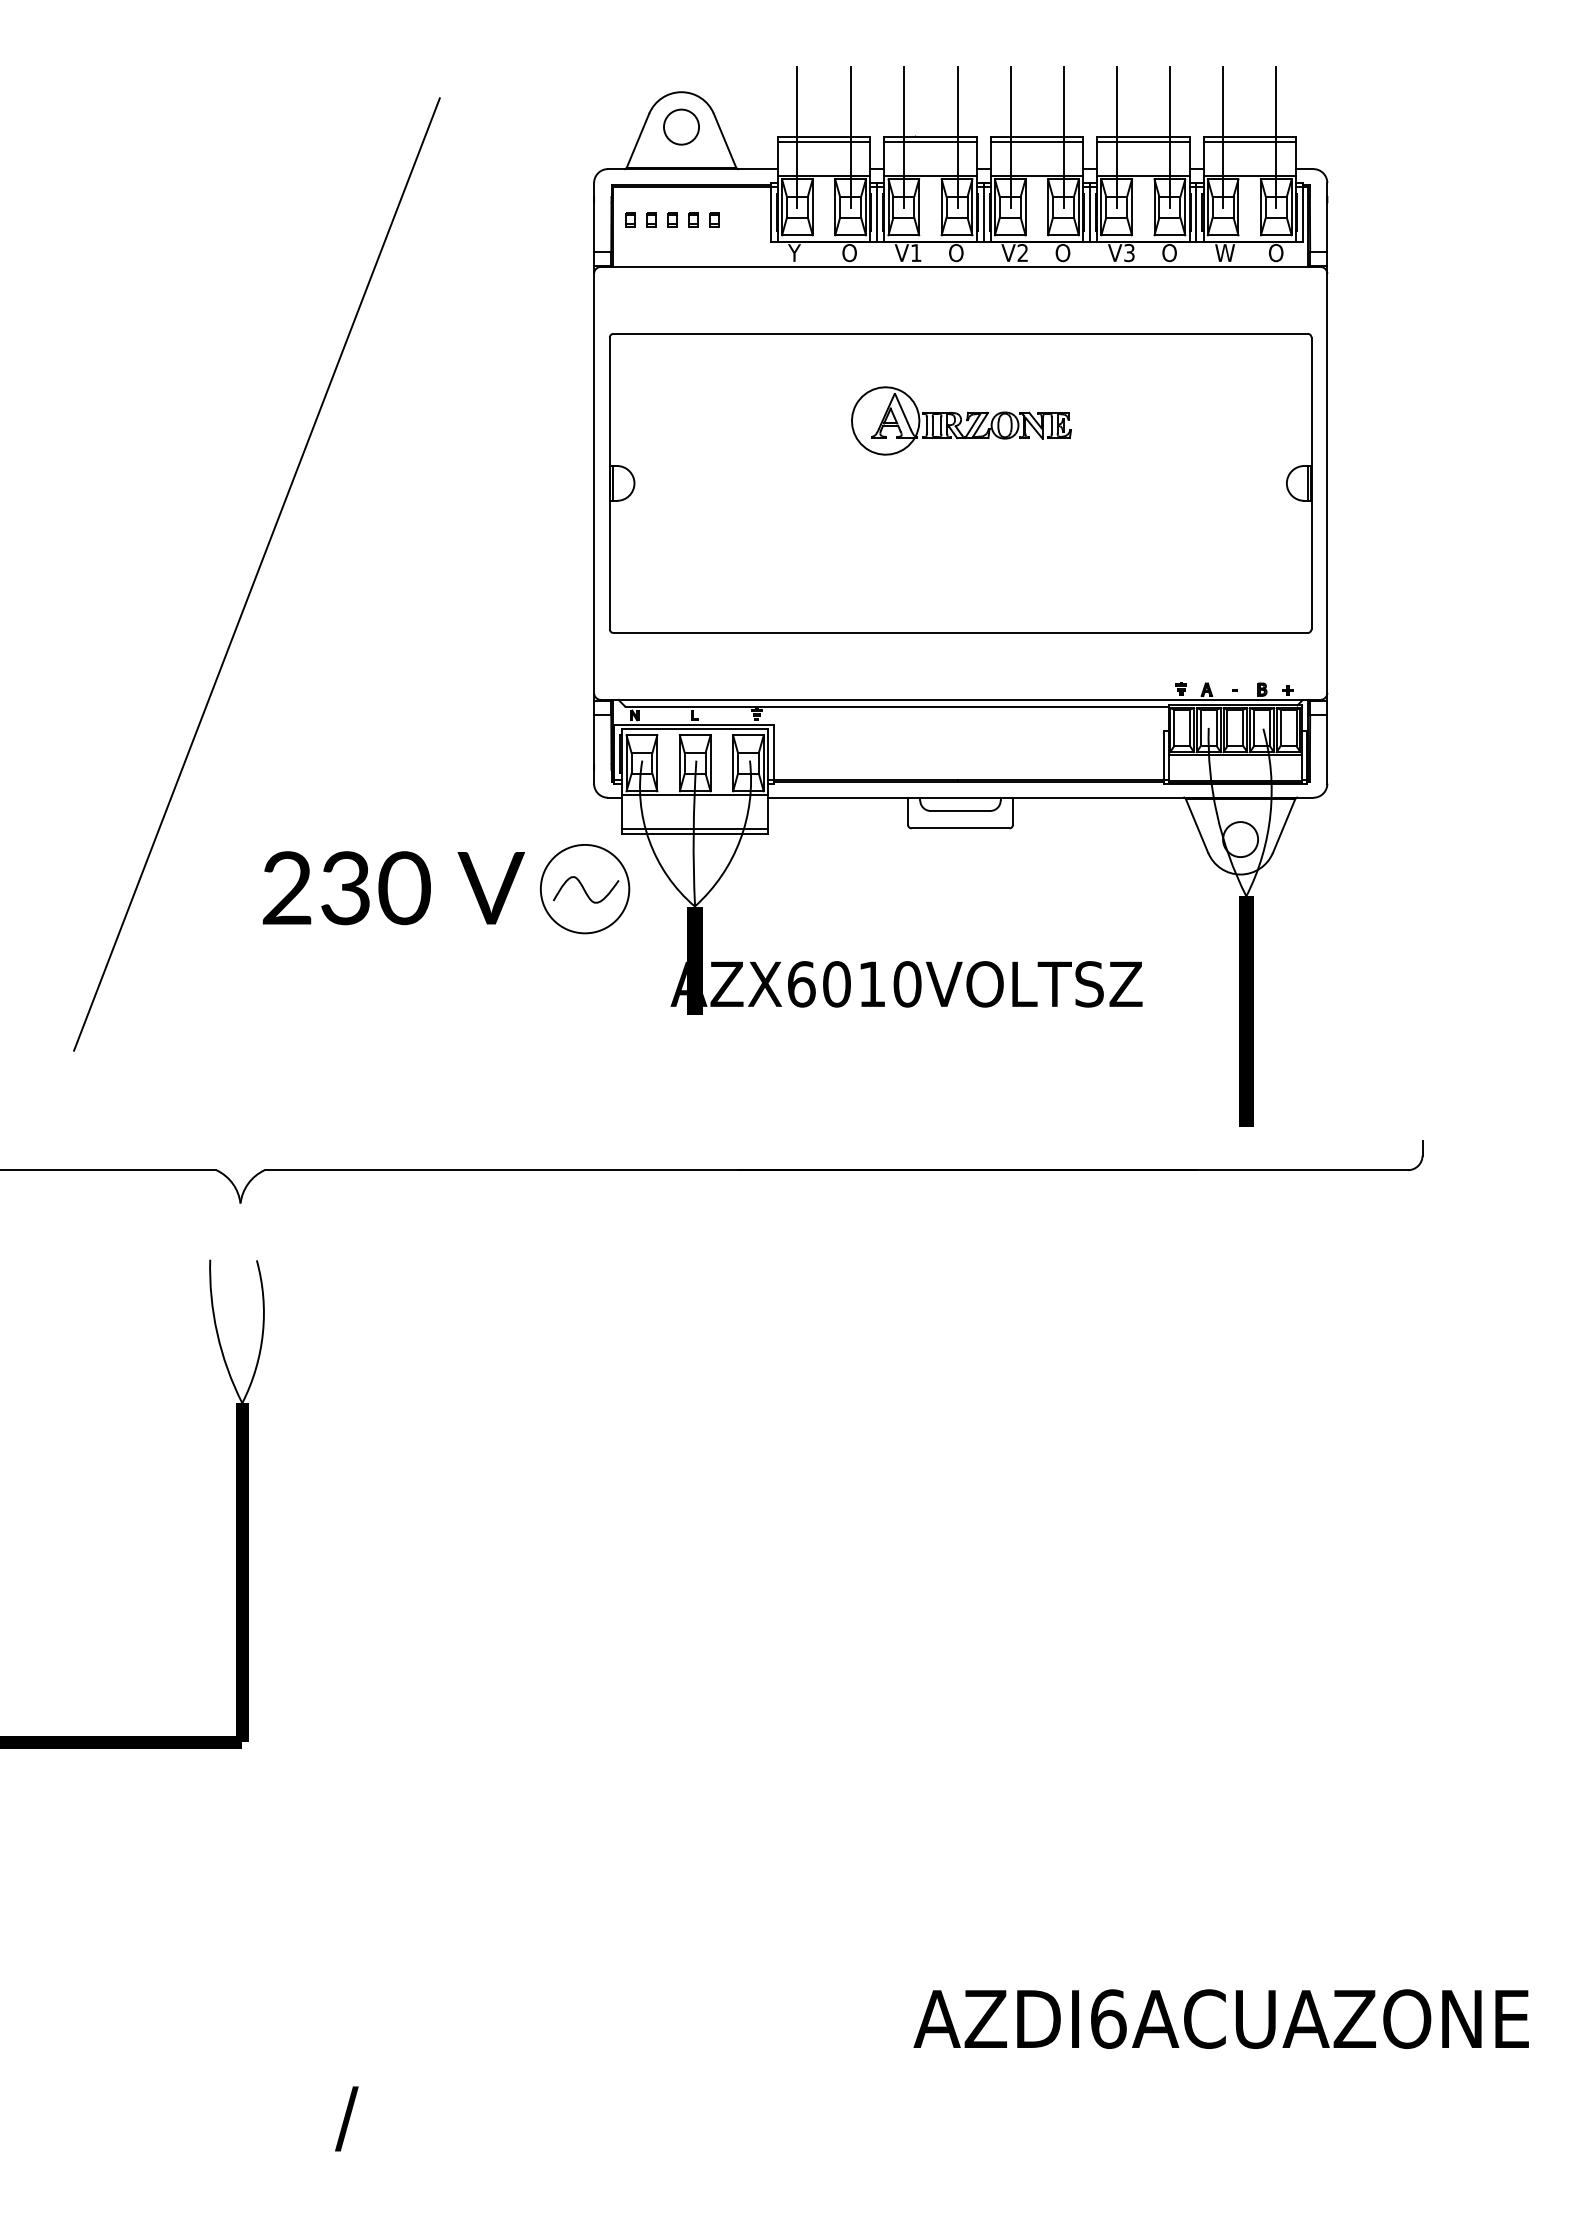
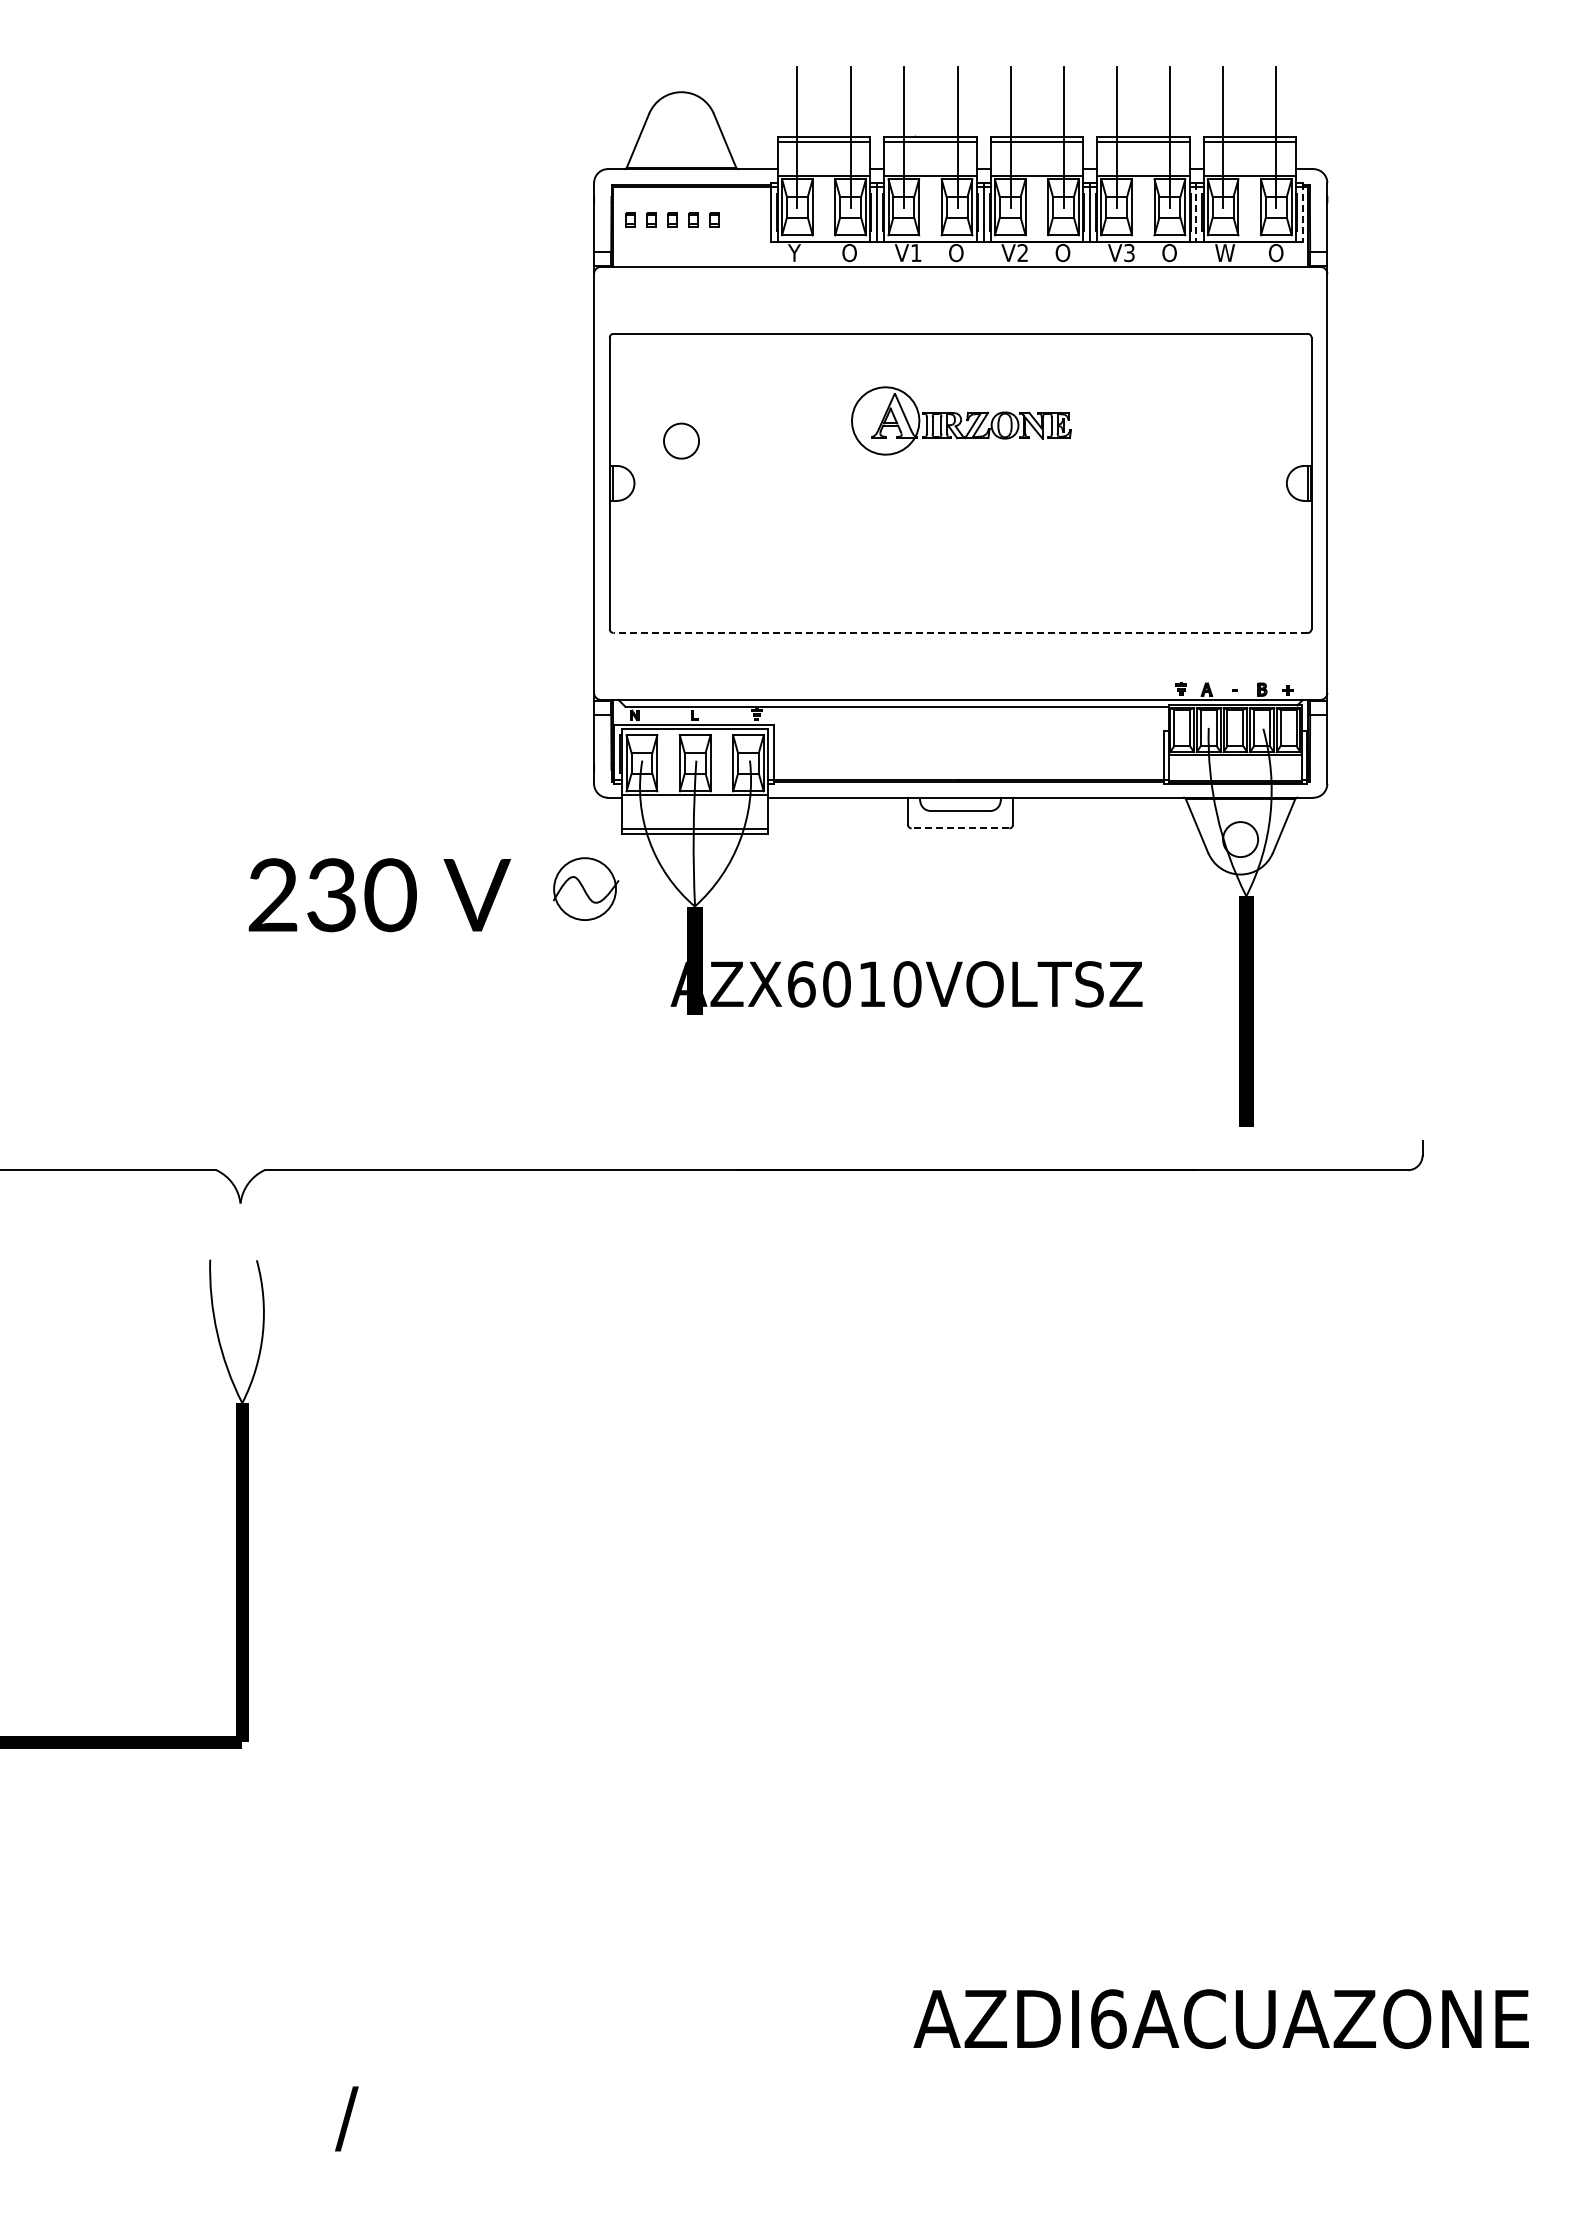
circle position: (681, 126) -> (681, 440) (681, 440)
line: solid -> dashed (1196, 212)
line: solid -> dashed (1302, 212)
line: present -> none (256, 574)
line: solid -> dashed (960, 632)
line: solid -> dashed (960, 828)
text position: (393, 888) -> (379, 895) (379, 895)
circle diameter: 88 px -> 62 px (585, 889)
